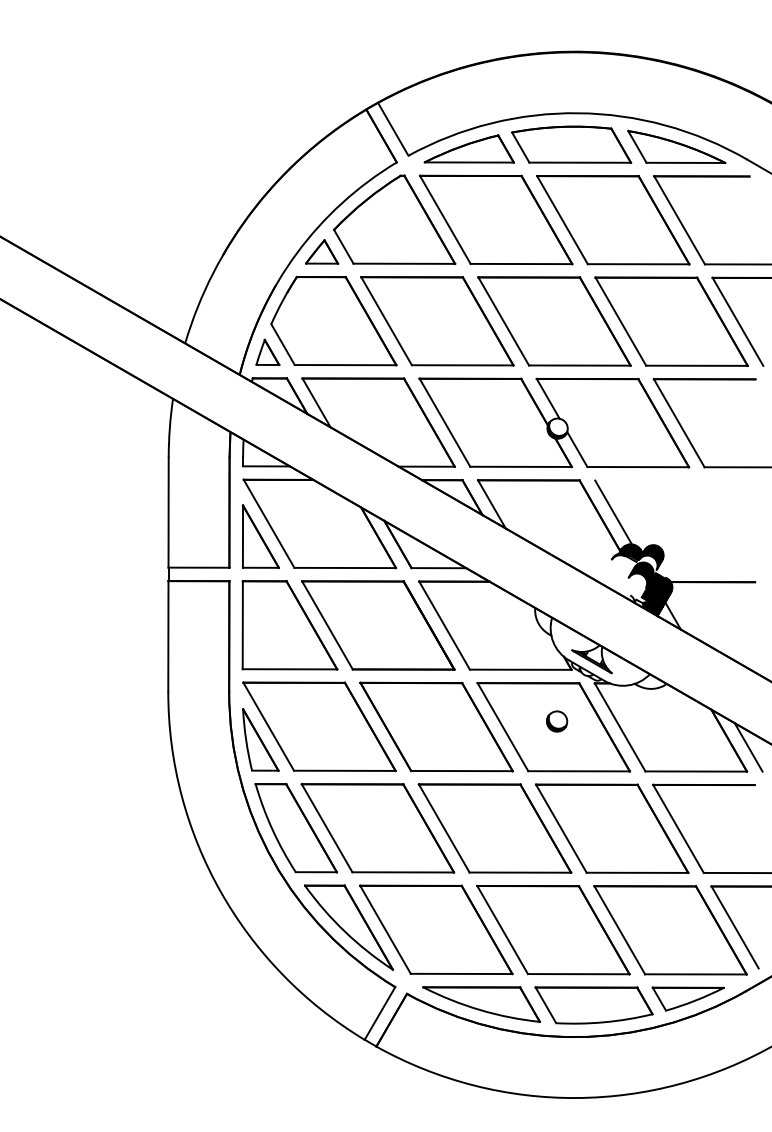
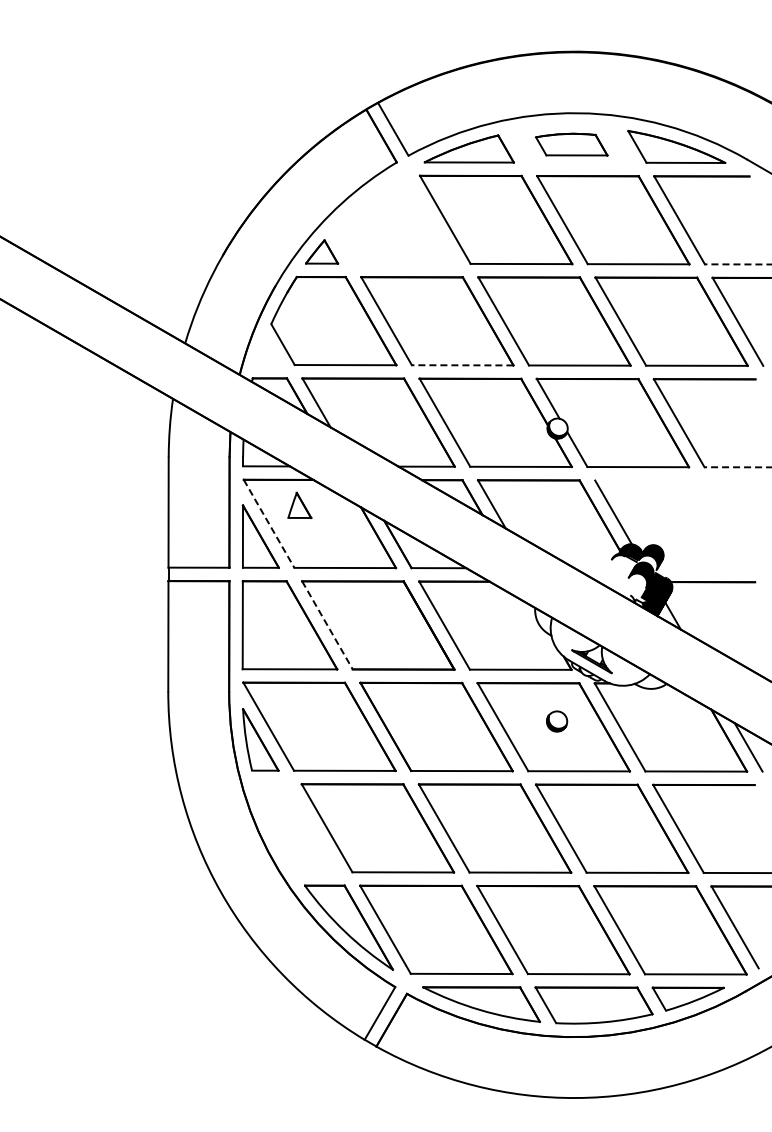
part size: 122x39 px -> 74x25 px (571, 144)
part: present -> none (394, 219)
line: solid -> dashed (737, 264)
part position: (267, 351) -> (299, 504) (299, 504)
line: solid -> dashed (462, 365)
line: solid -> dashed (737, 467)
line: solid -> dashed (269, 523)
line: solid -> dashed (327, 625)
part: present -> none (295, 828)
